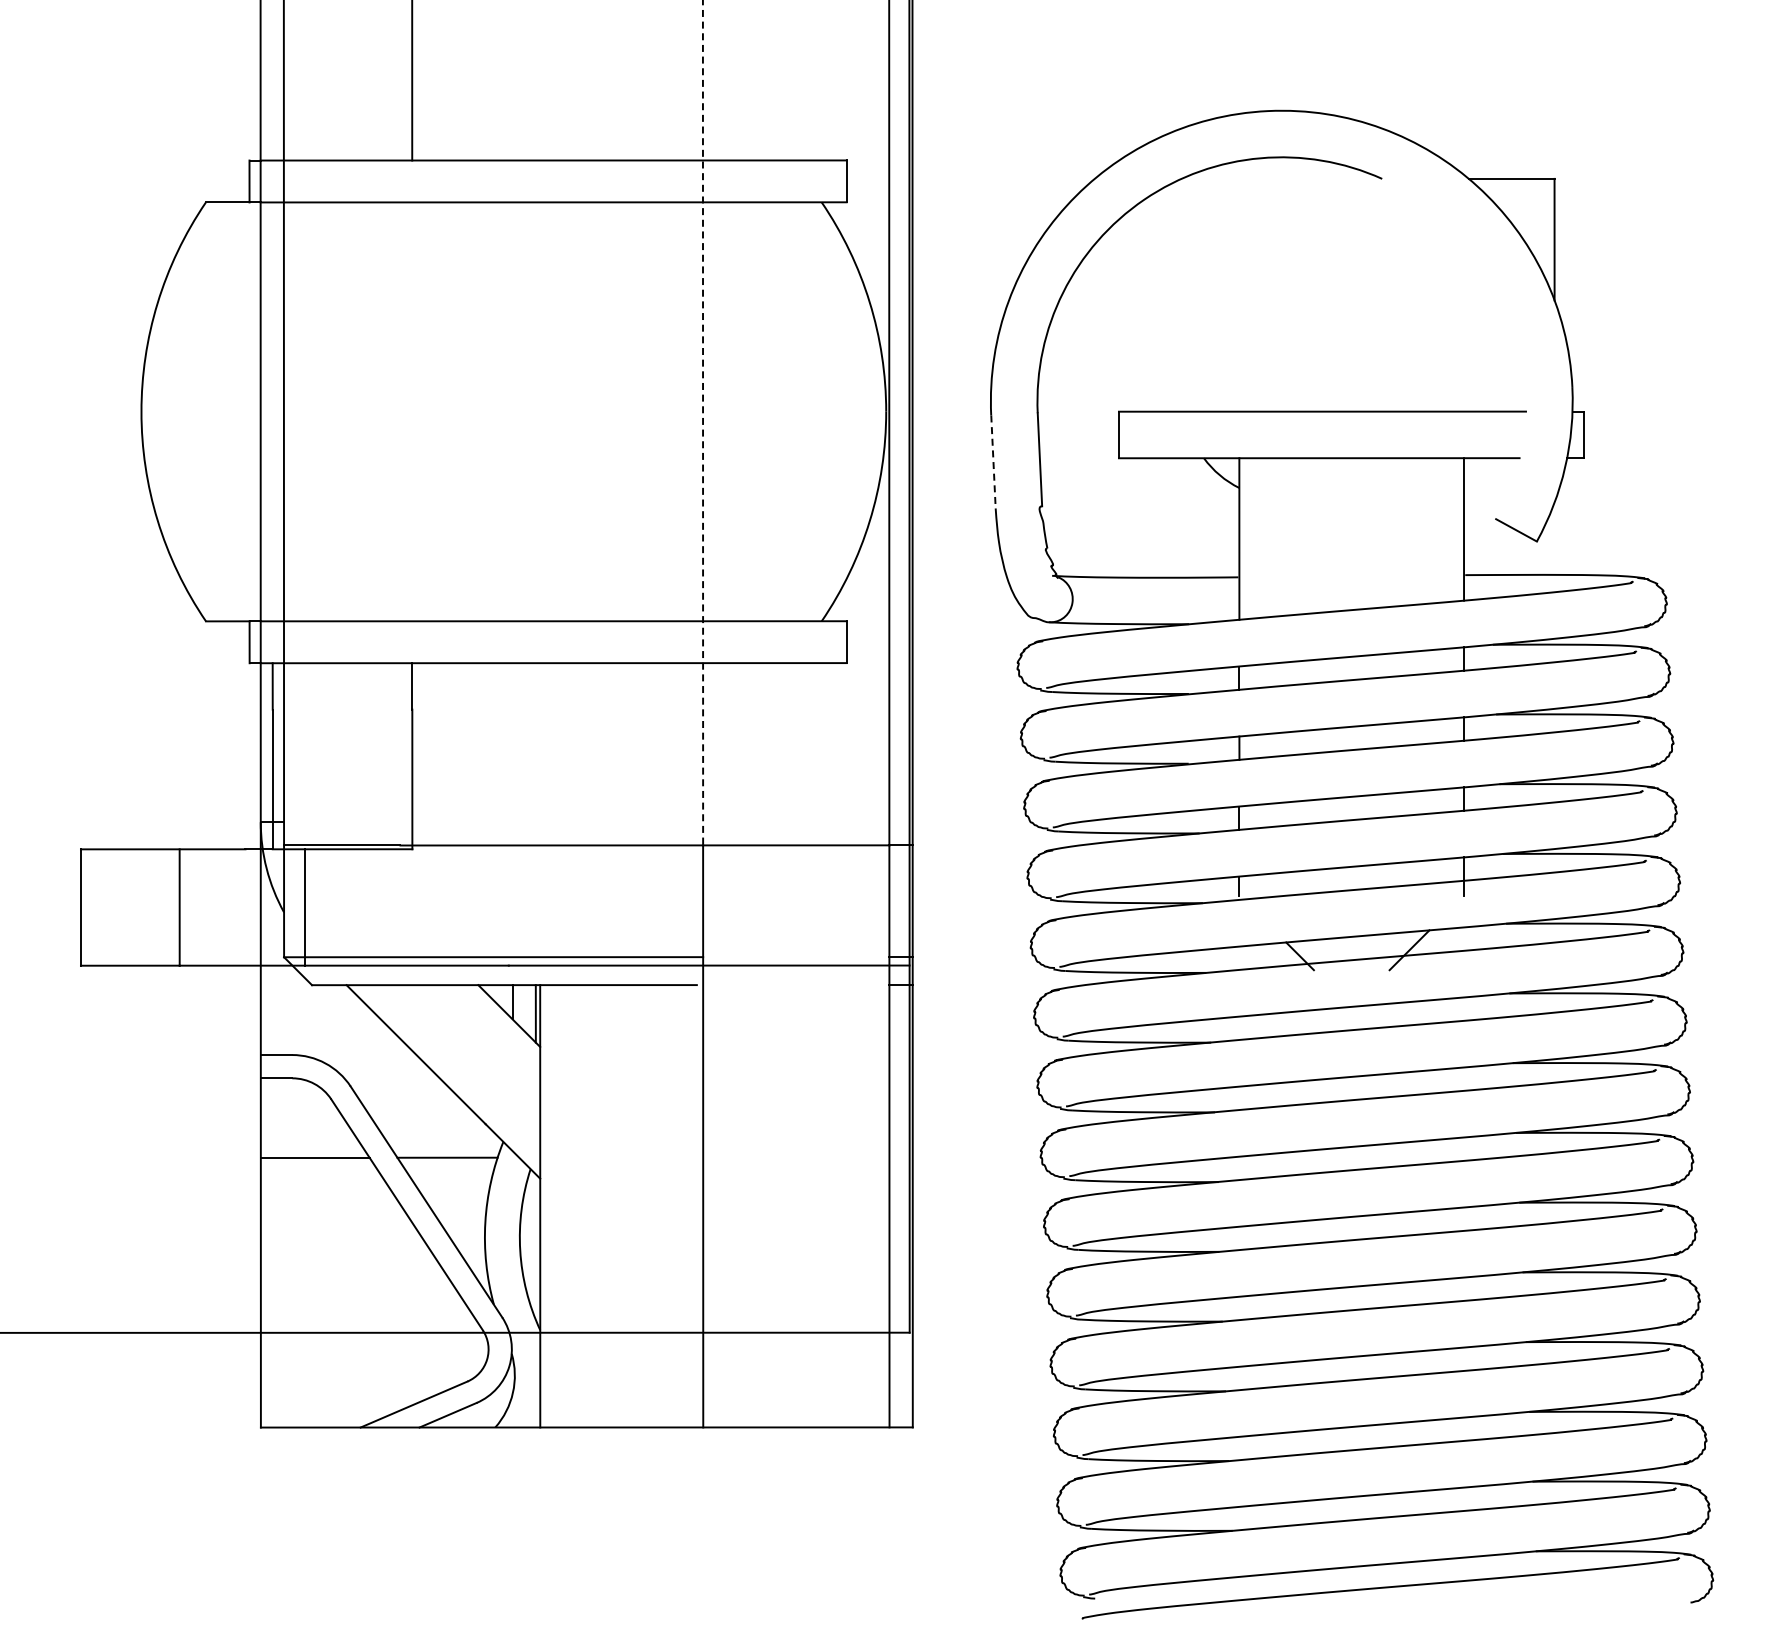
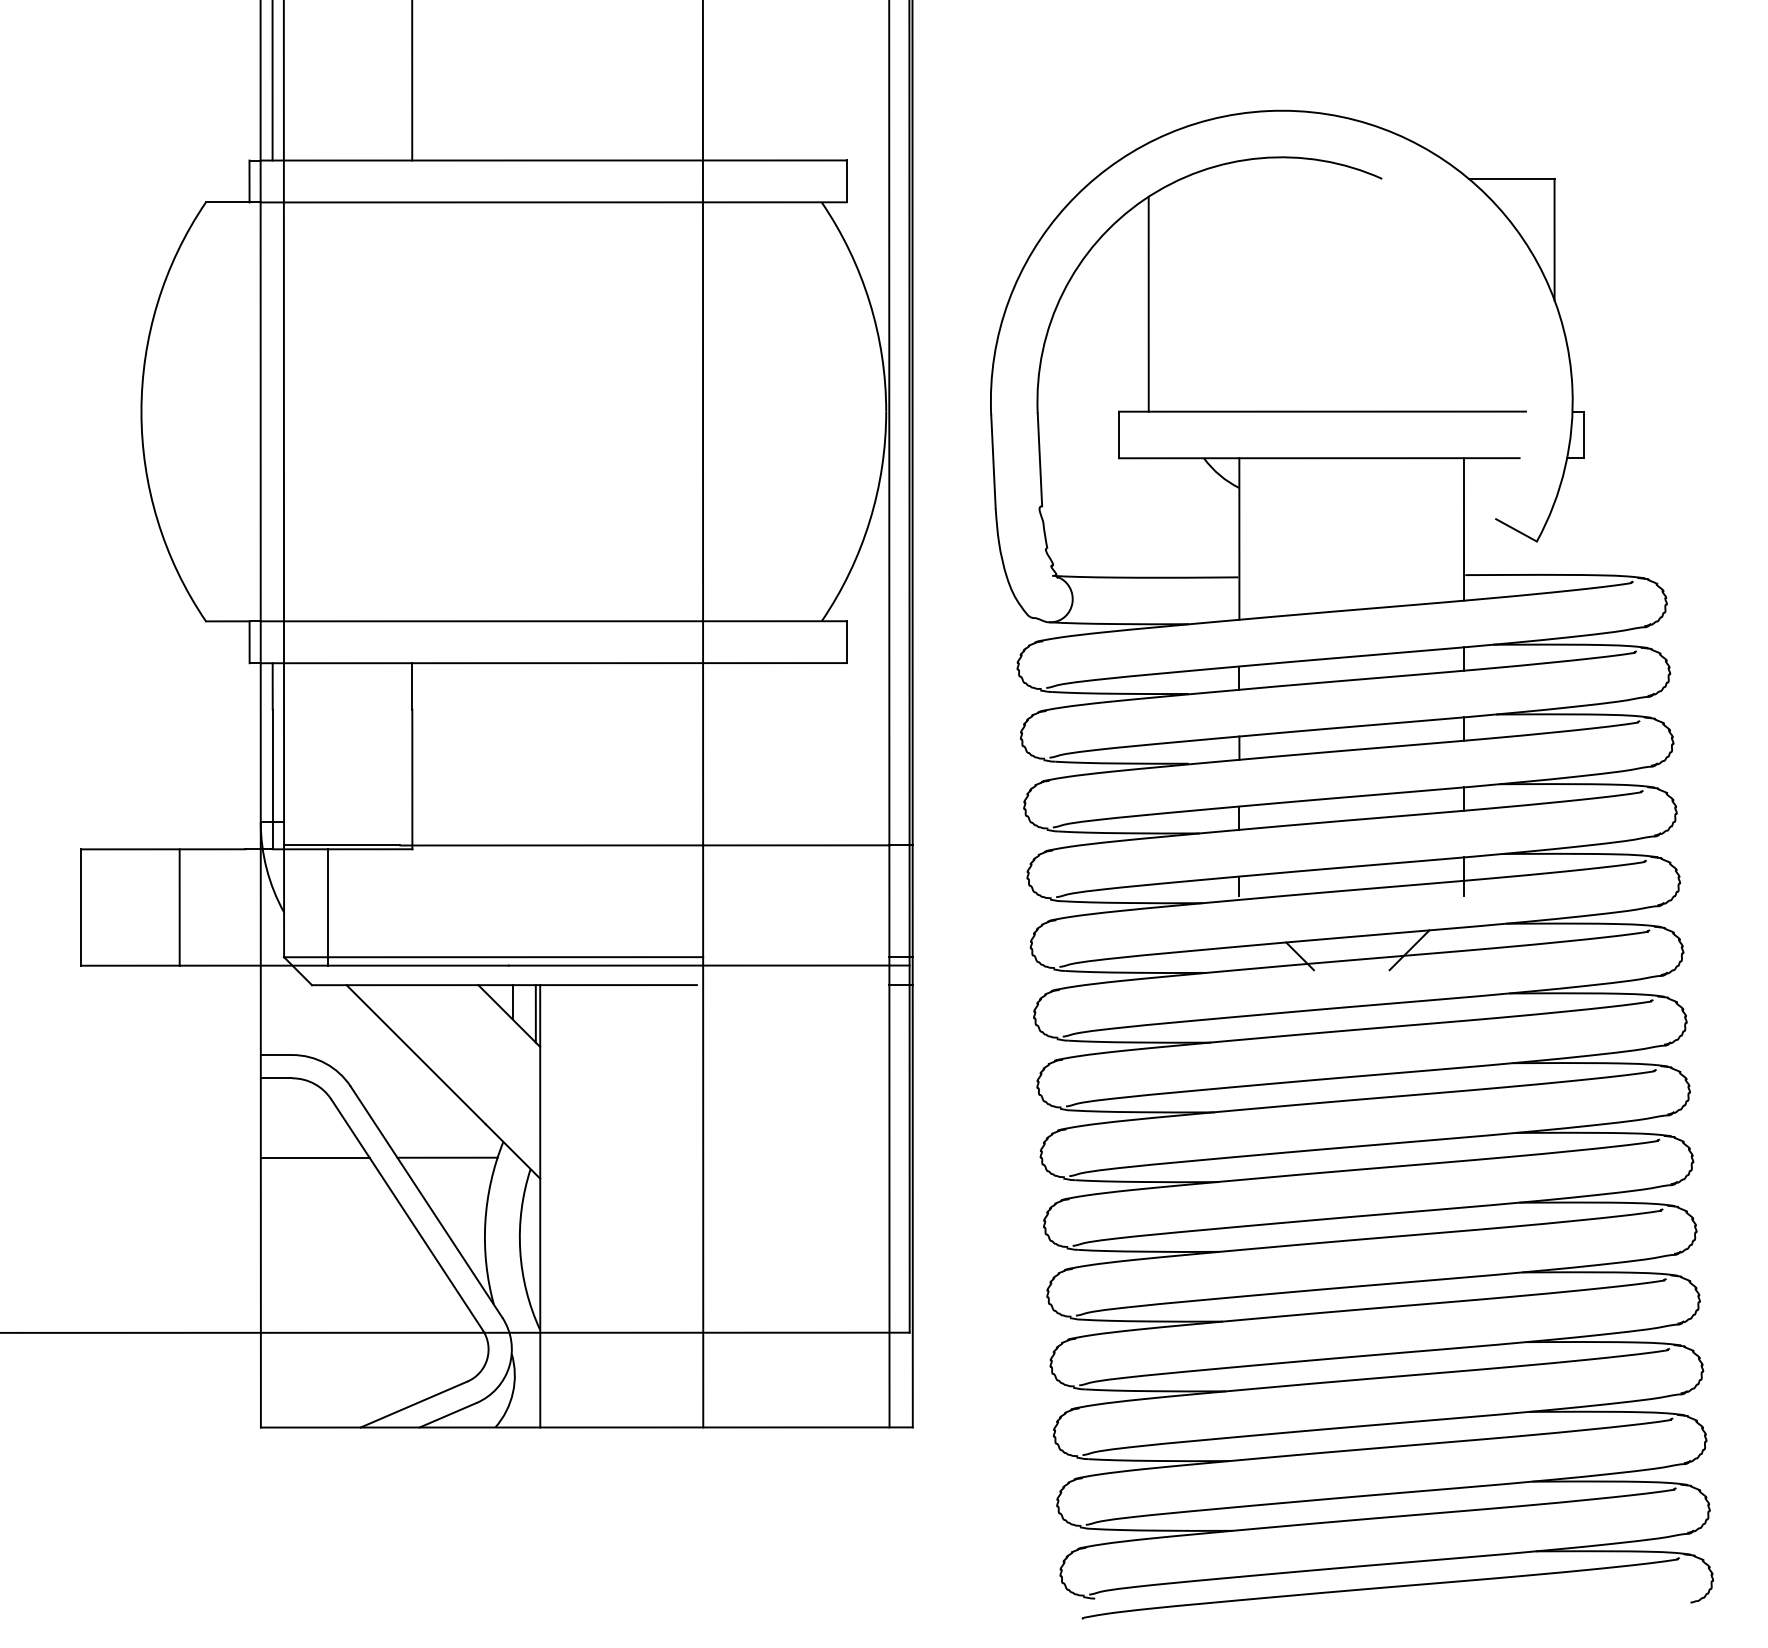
line: none -> present (272, 81)
line: none -> present (1148, 303)
line: dashed -> solid (703, 423)
line: dashed -> solid (993, 461)
line position: (304, 907) -> (327, 907) (327, 907)
